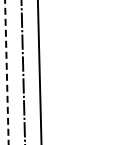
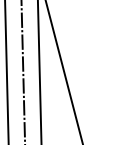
line: none -> present (64, 71)
line: dashed -> solid (6, 72)
